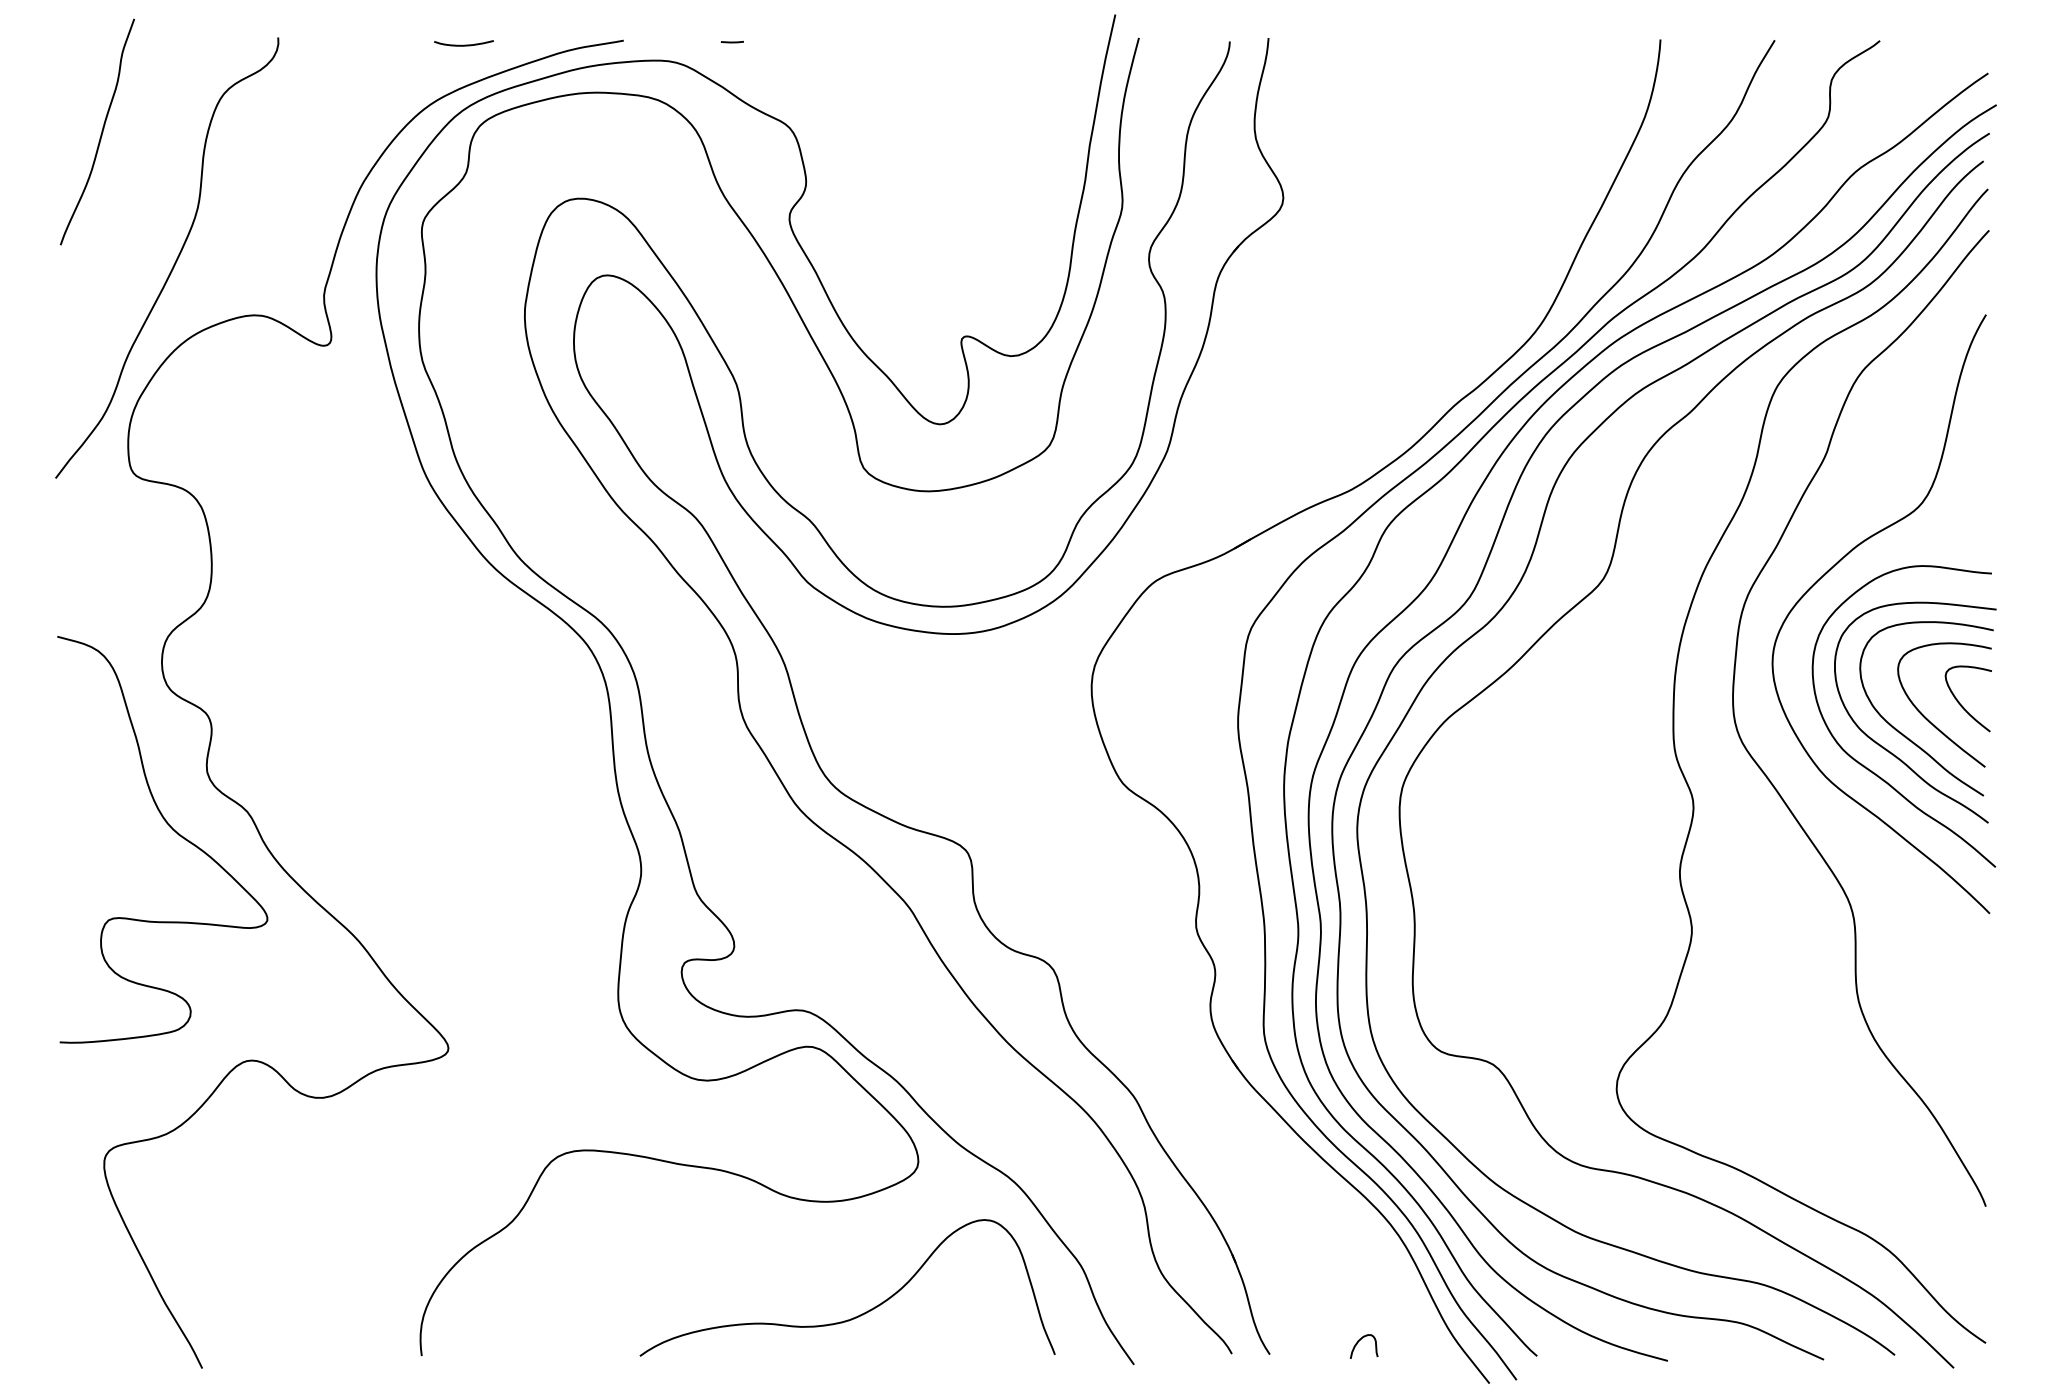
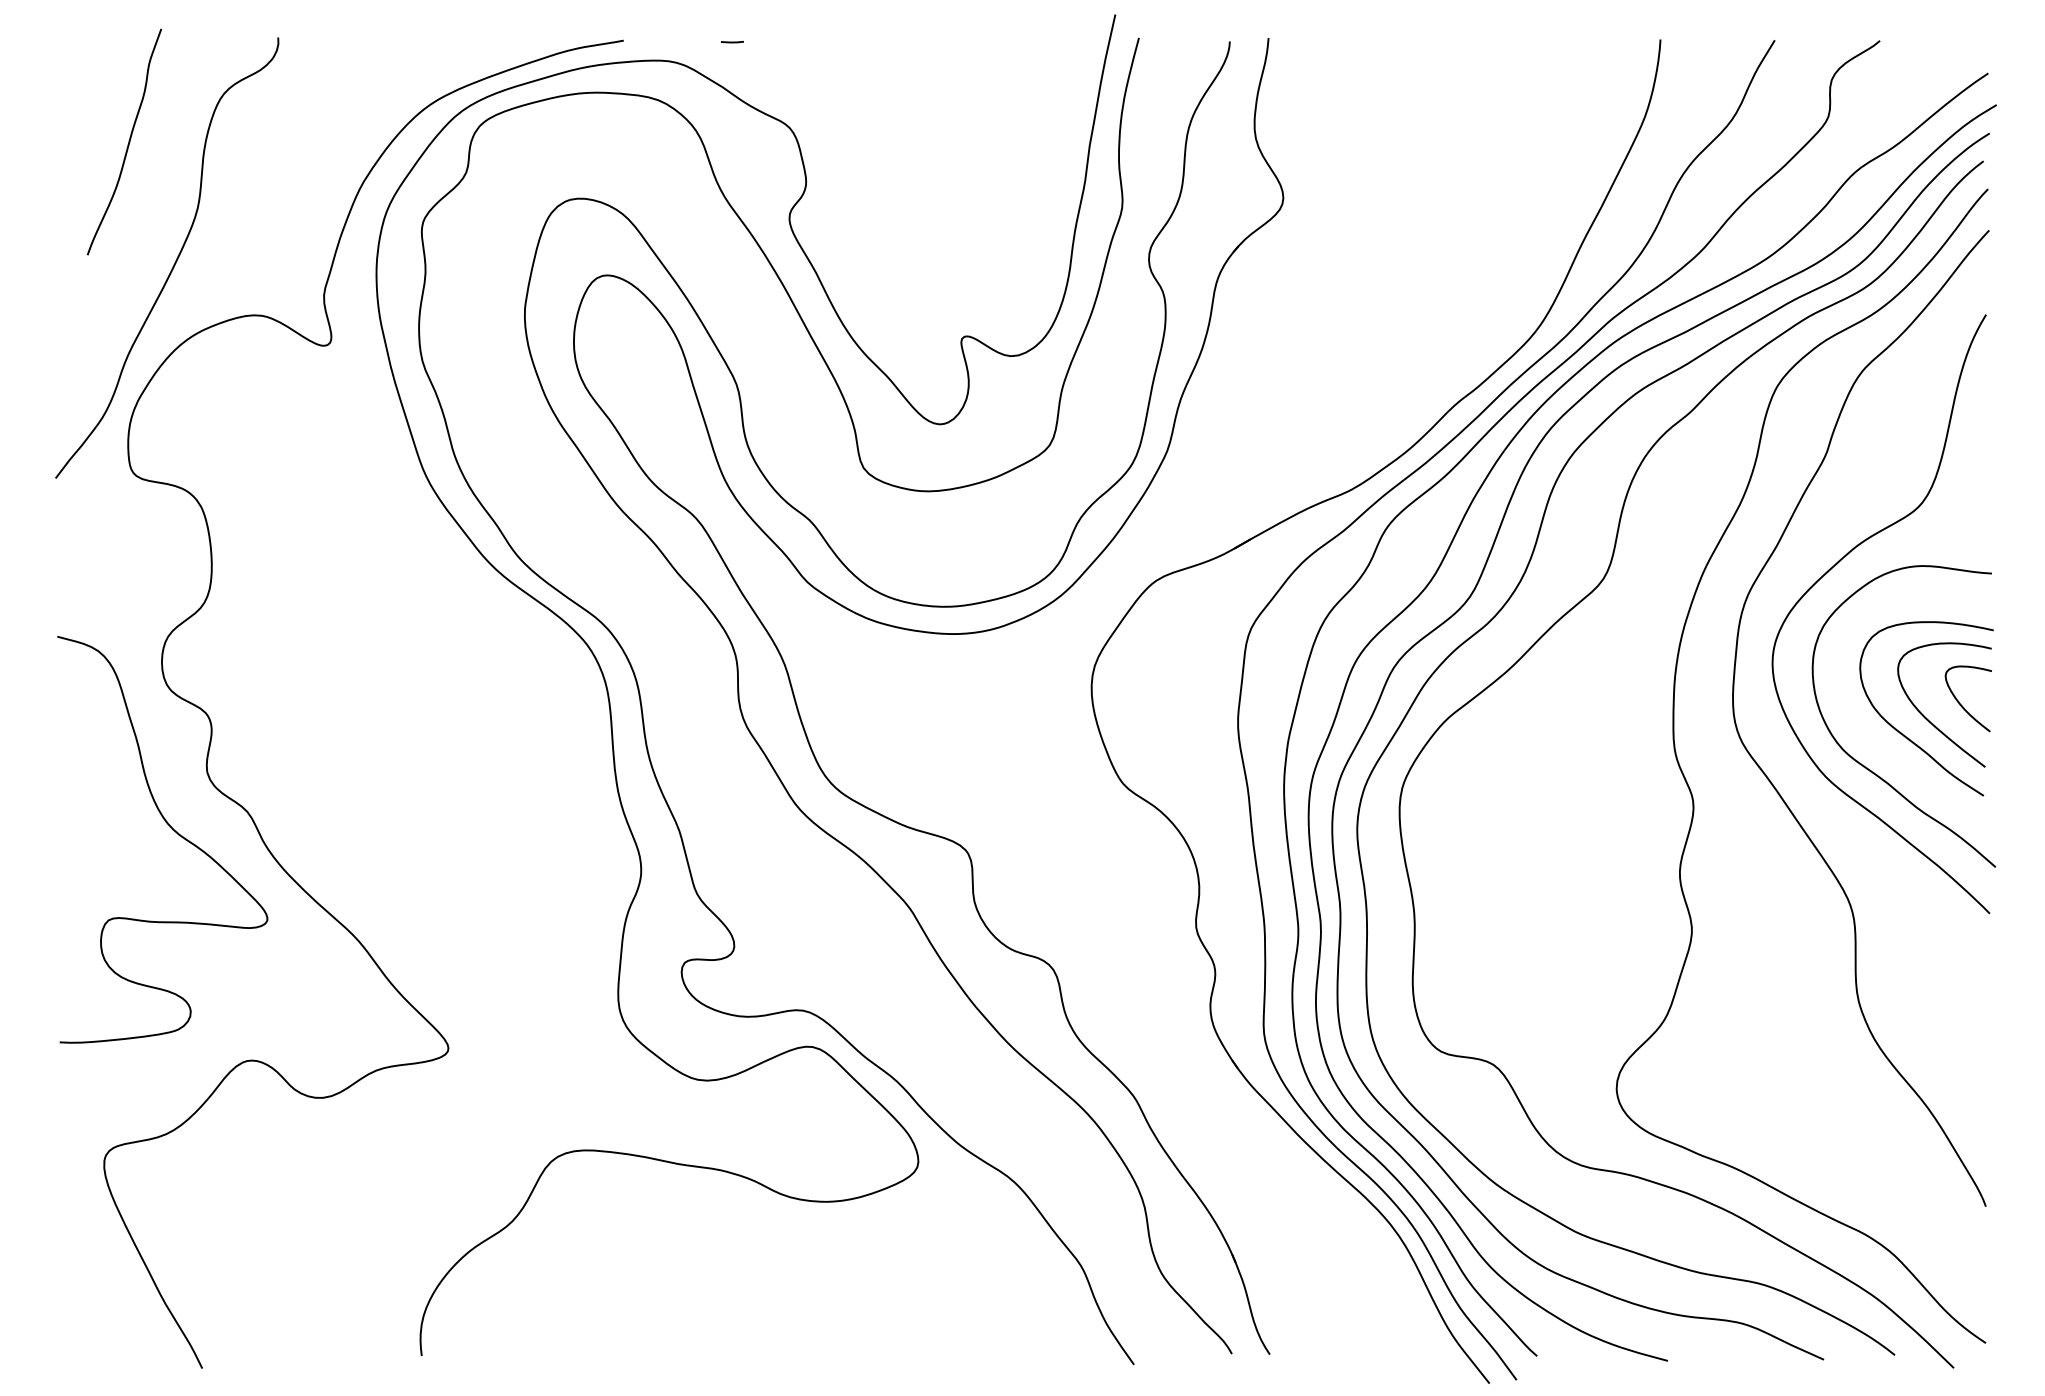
curve: present -> none (463, 44)
curve position: (101, 131) -> (128, 141) (128, 141)
curve: present -> none (1889, 750)
curve: present -> none (857, 1315)
curve: present -> none (1357, 1344)
